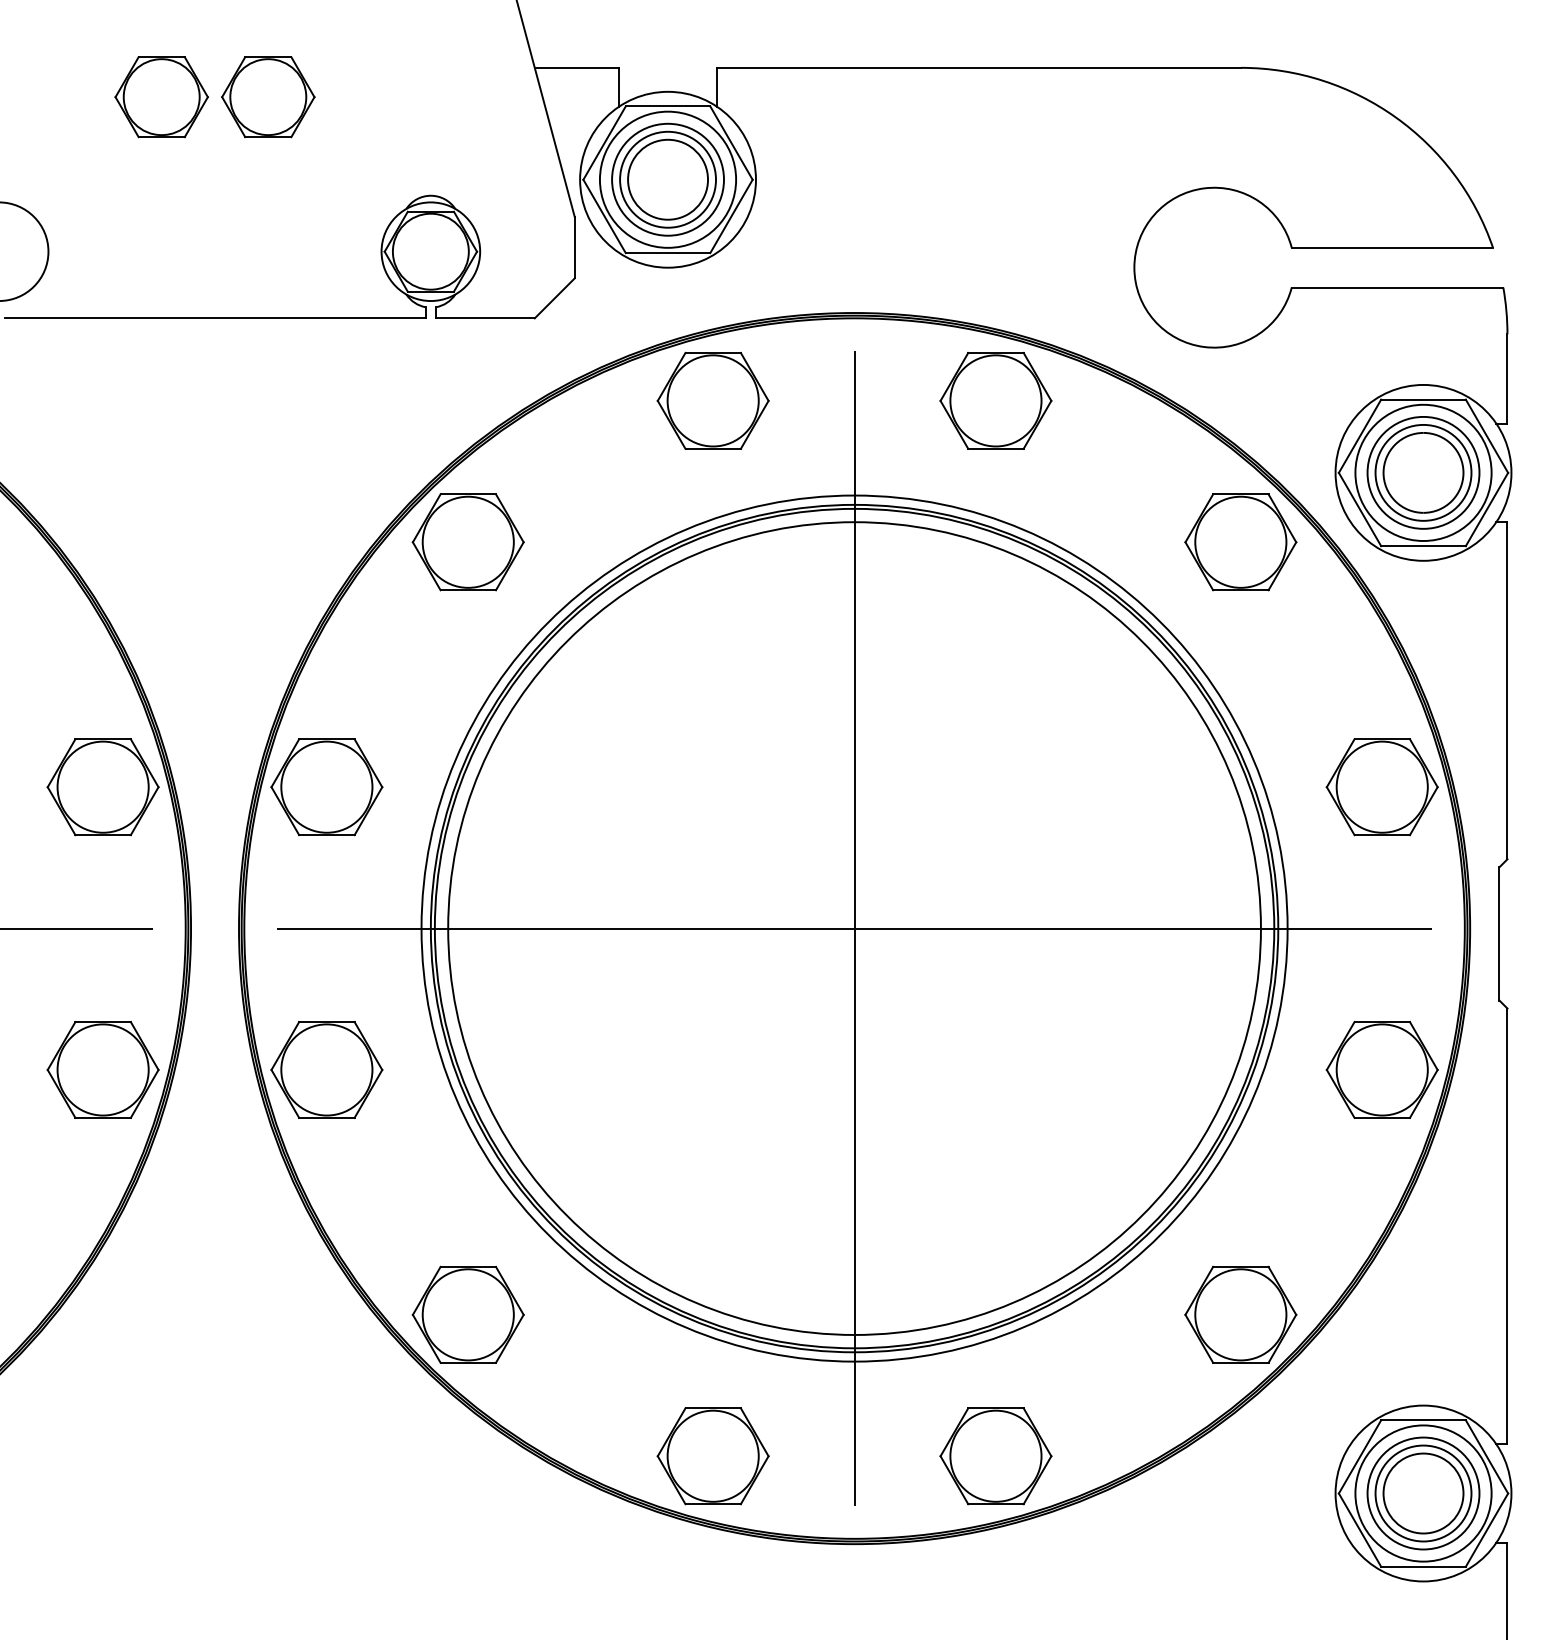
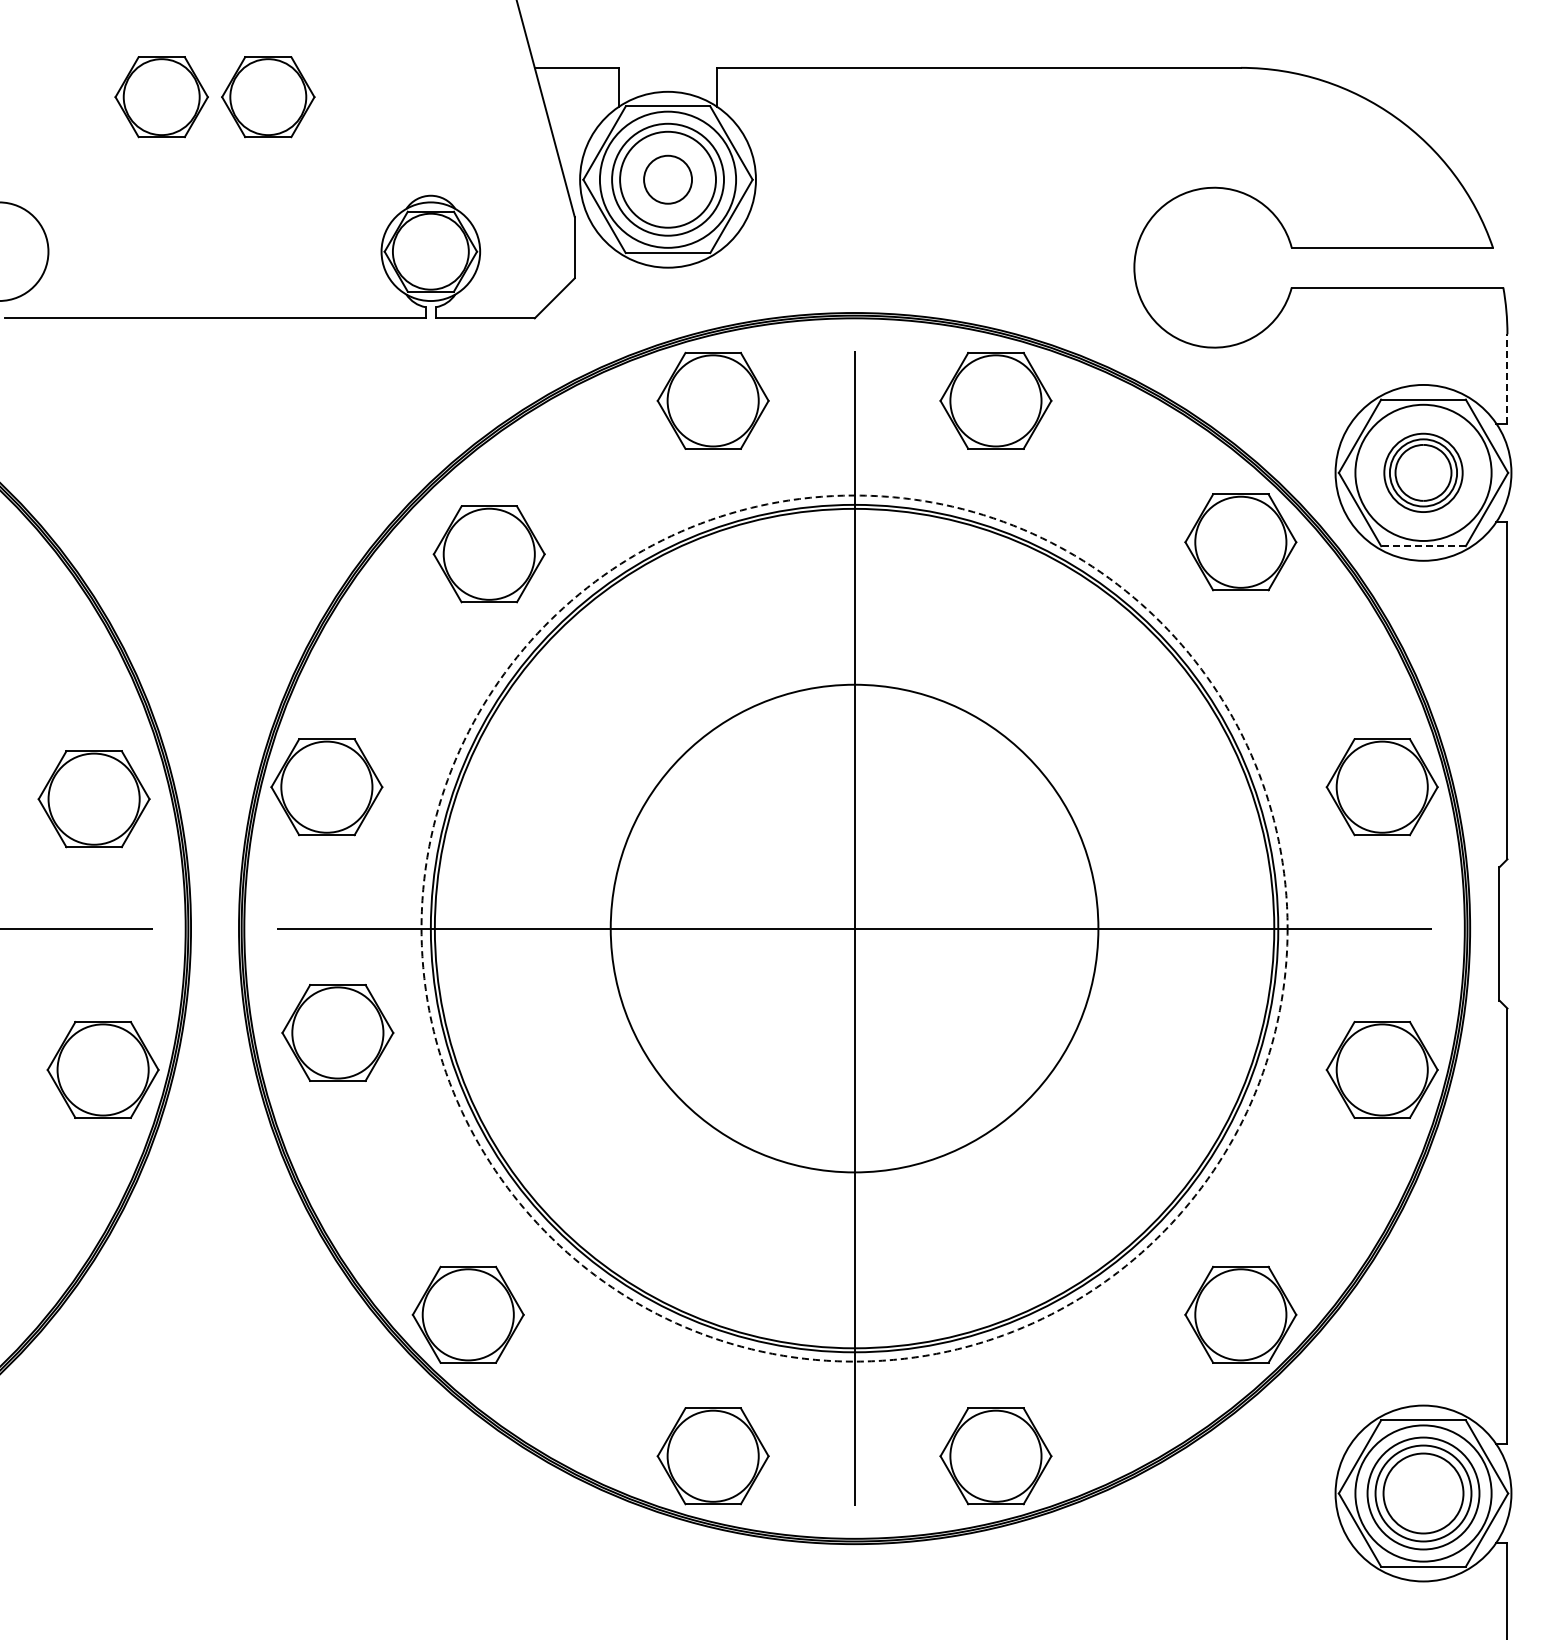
circle diameter: 80 px -> 48 px (668, 179)
line: solid -> dashed (1507, 378)
part size: 115x114 px -> 81x81 px (1423, 472)
part position: (467, 542) -> (488, 554) (488, 554)
line: solid -> dashed (1423, 546)
part position: (102, 787) -> (93, 799) (93, 799)
circle diameter: 813 px -> 488 px (854, 928)
circle: solid -> dashed (854, 928)
part position: (326, 1069) -> (337, 1032) (337, 1032)
